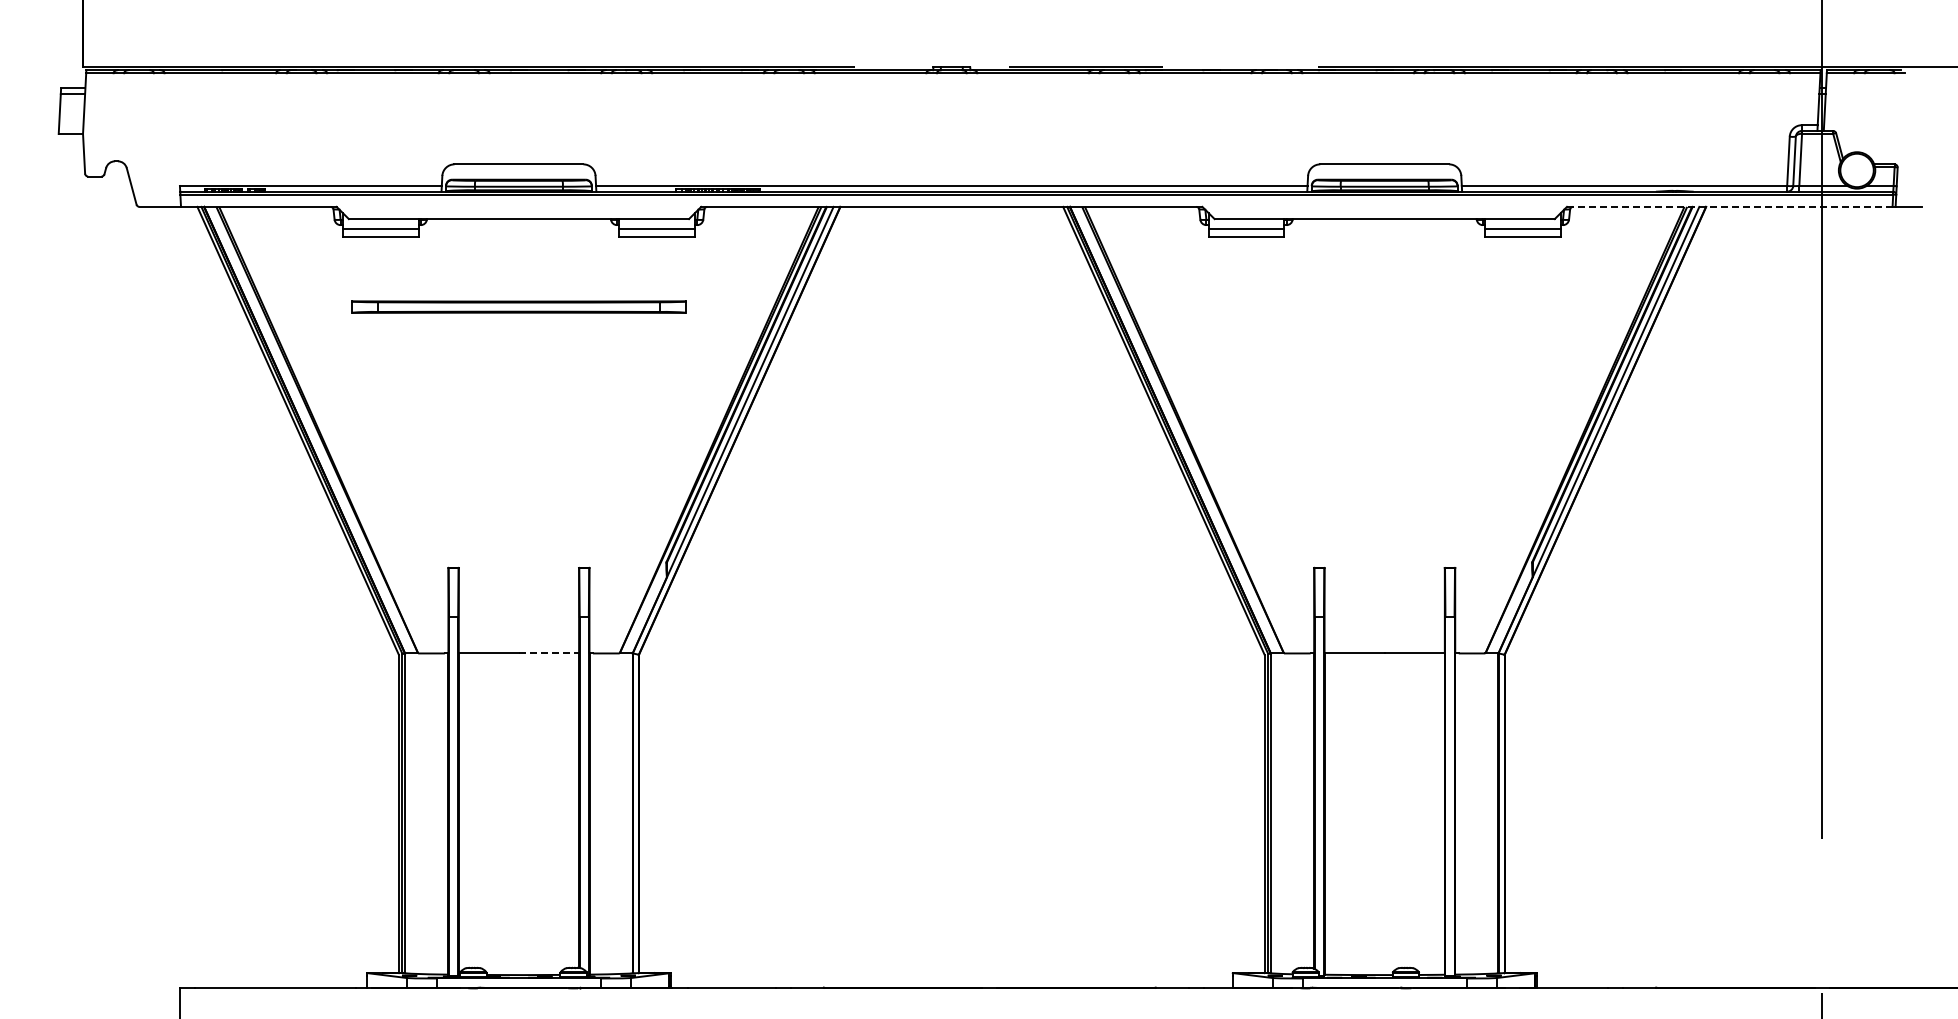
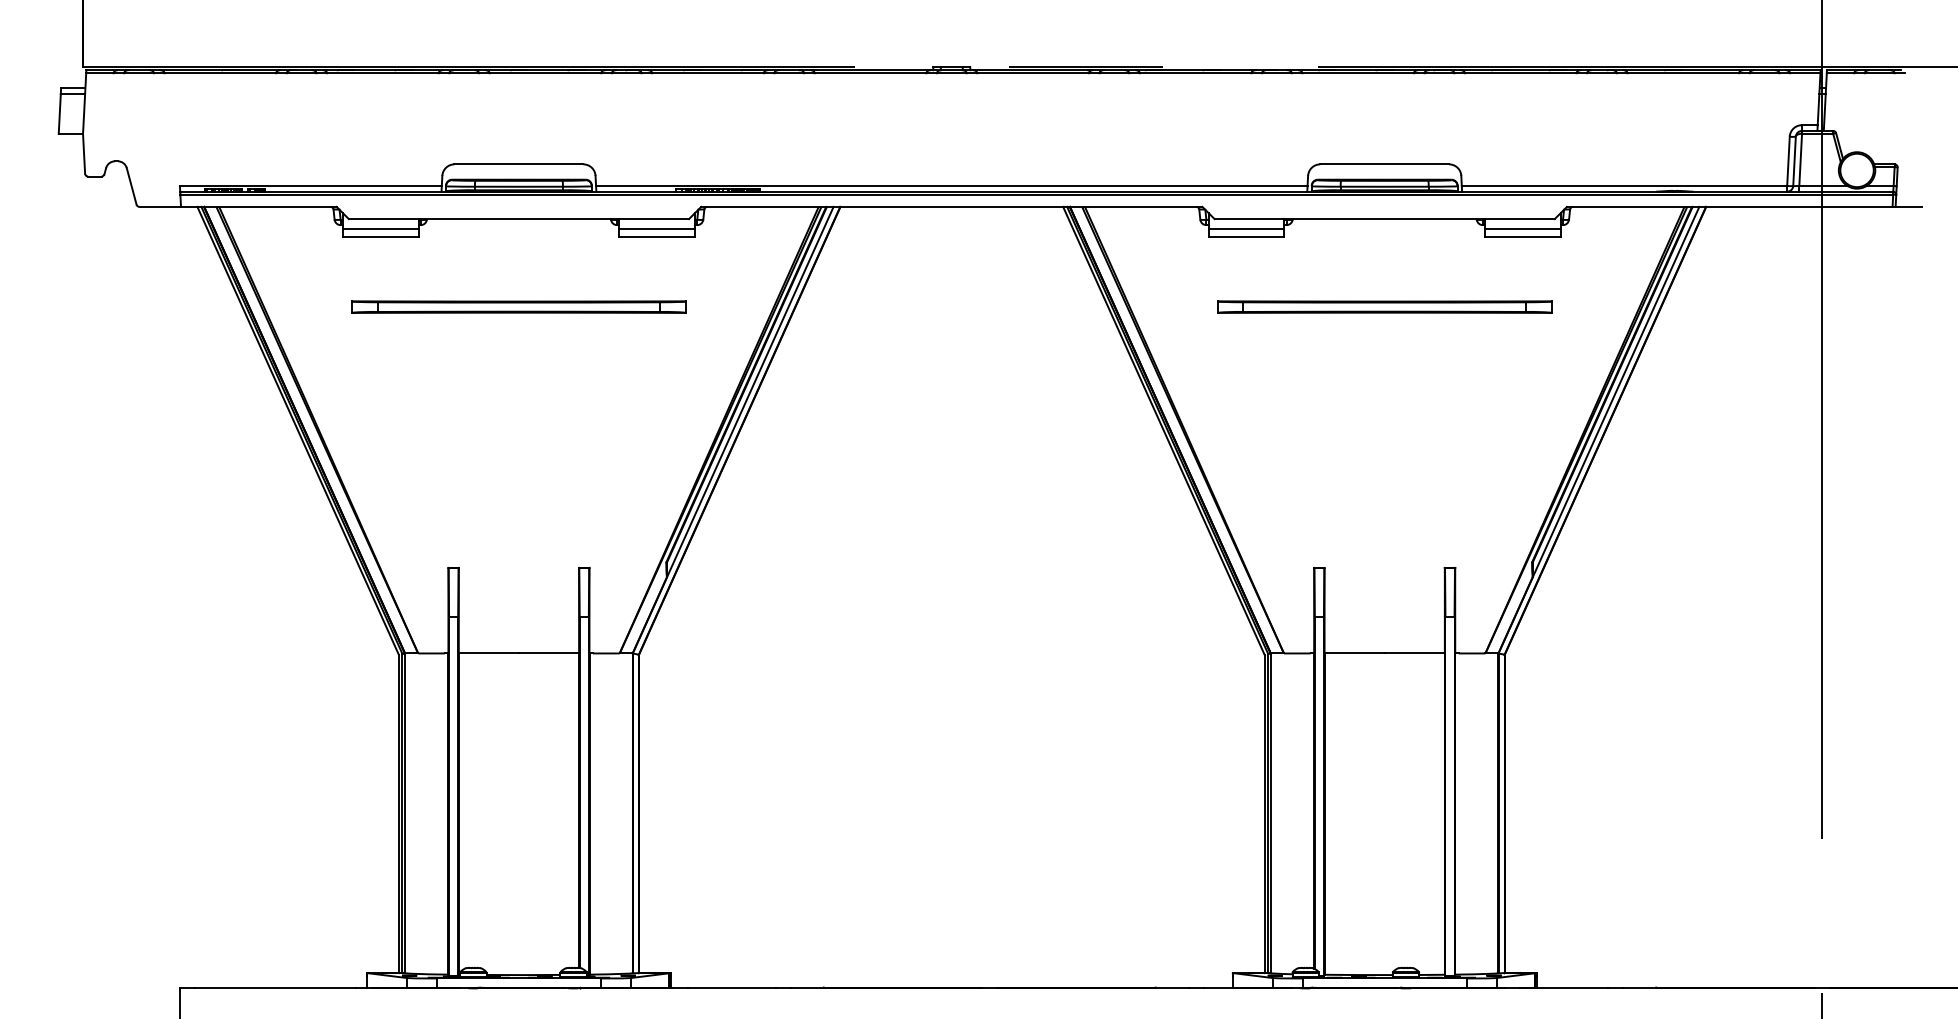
line: dashed -> solid (1729, 206)
part: none -> present (1384, 306)
line: dashed -> solid (549, 653)
